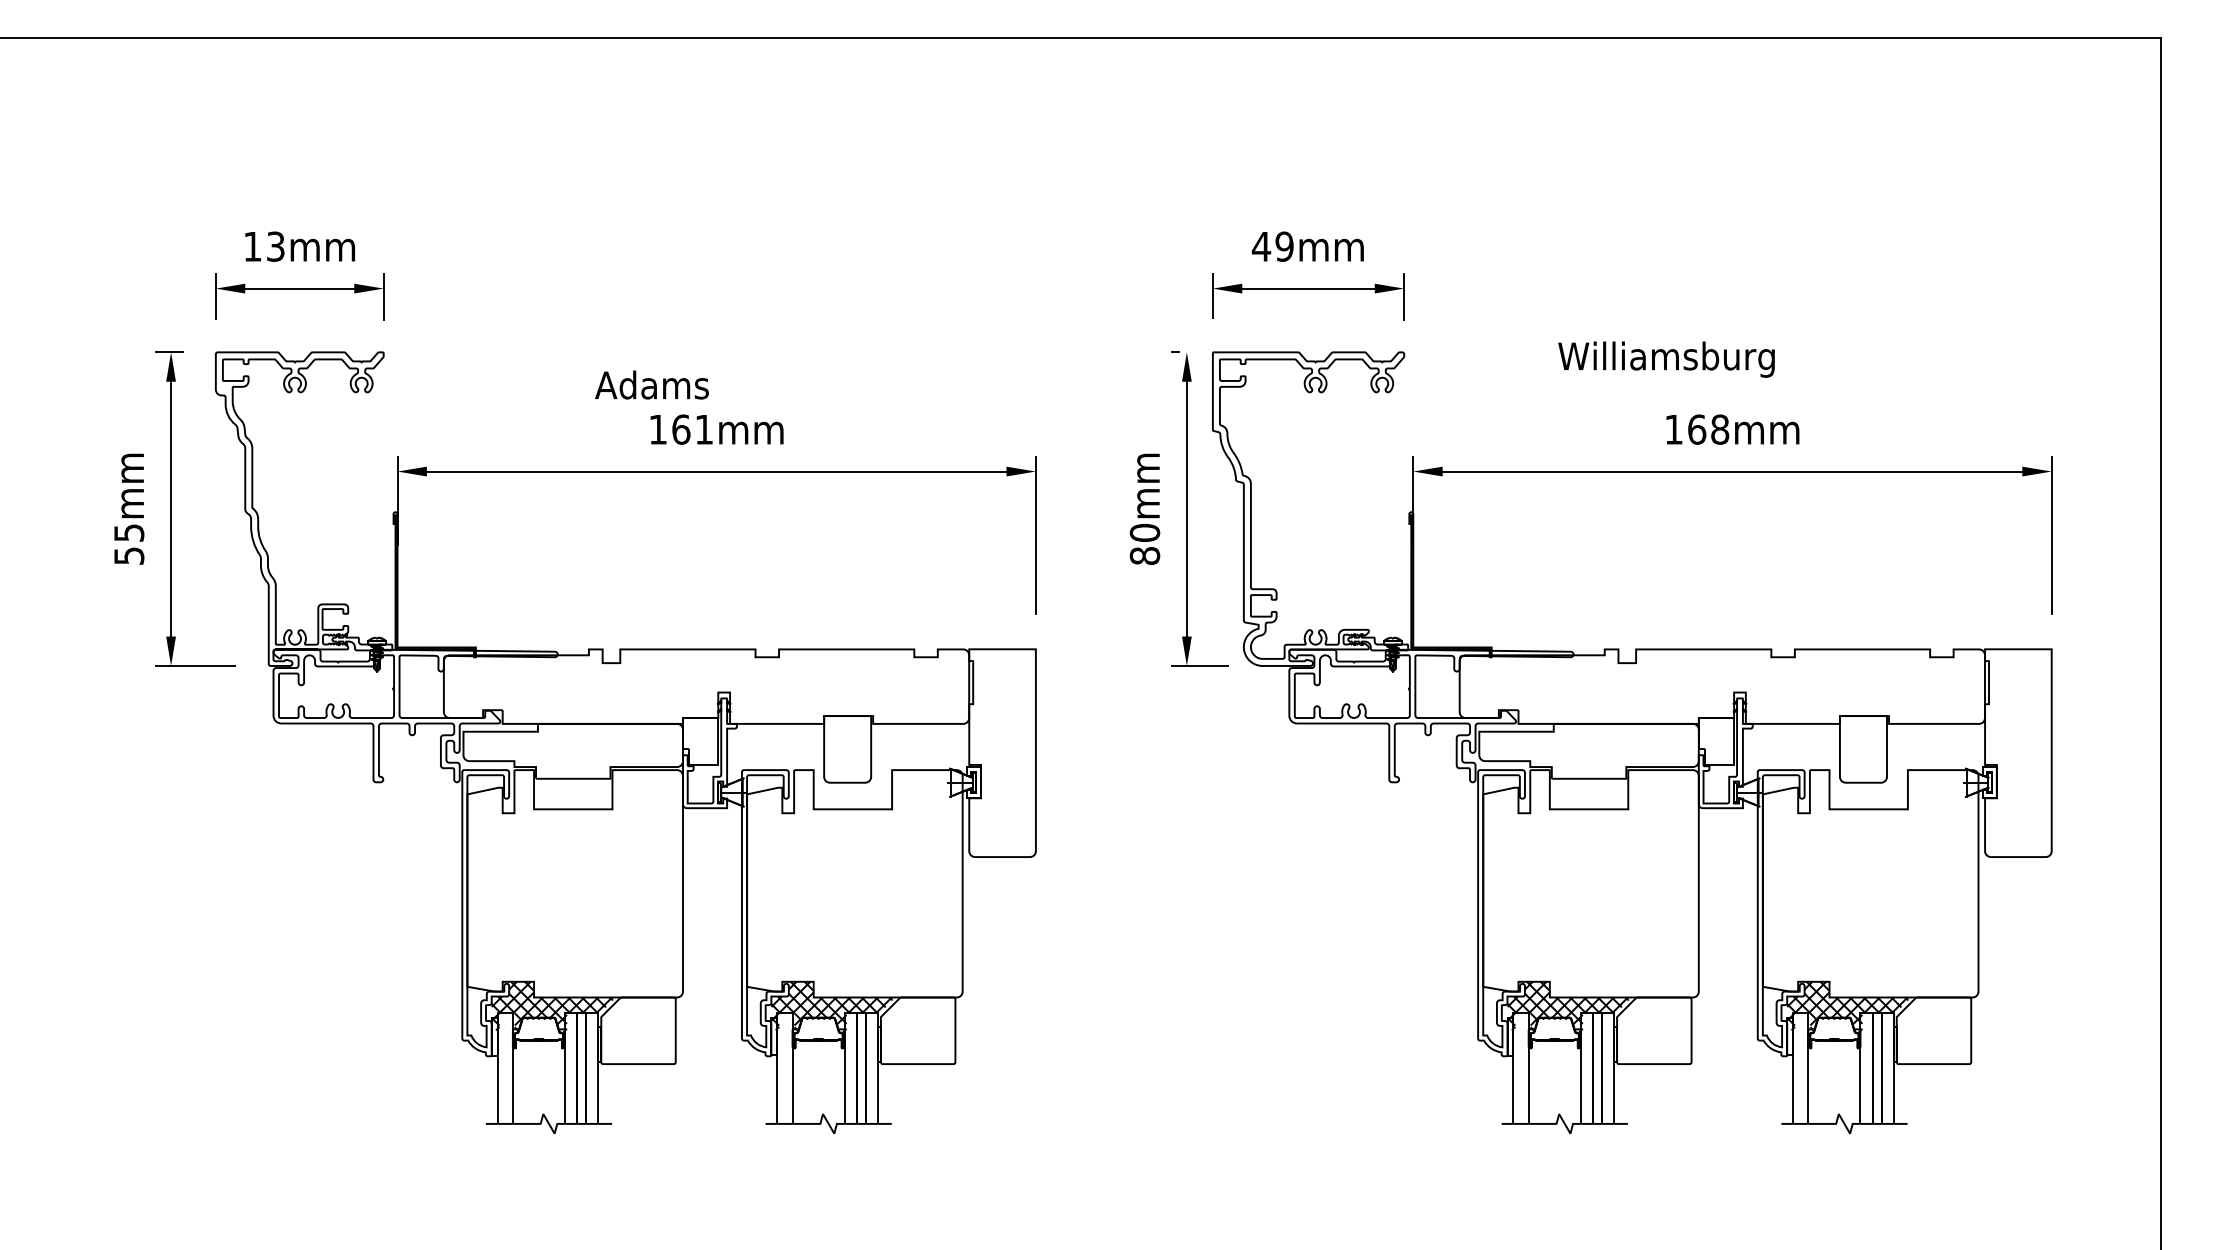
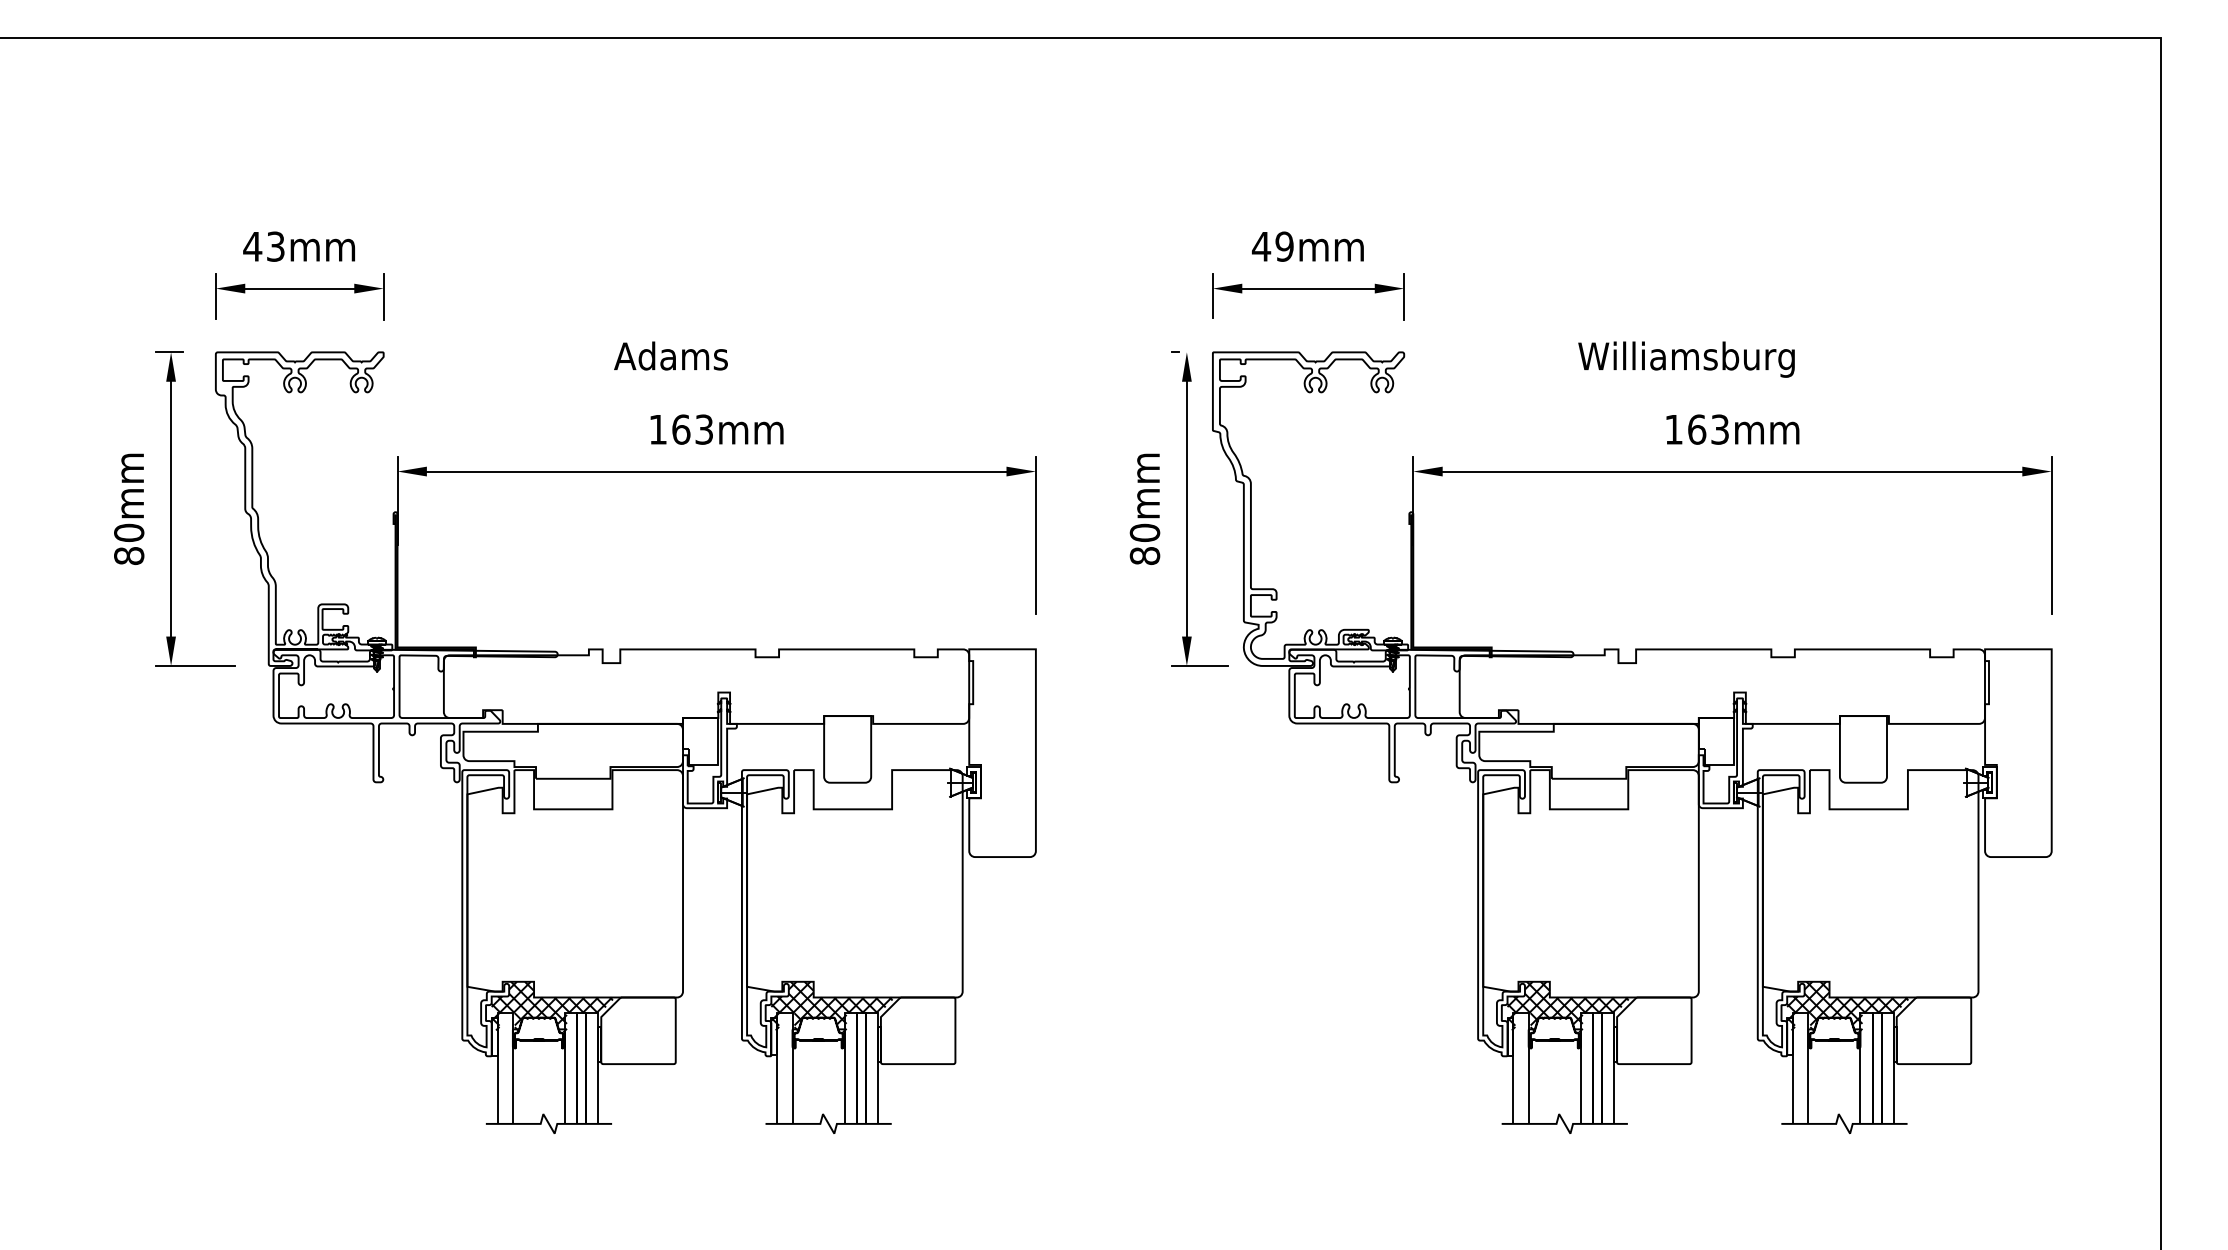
text: 13mm -> 43mm (252, 246)
text position: (1666, 359) -> (1686, 359) (1686, 359)
text position: (651, 384) -> (670, 355) (670, 355)
text: 161mm -> 163mm (703, 429)
text: 168mm -> 163mm (1720, 429)
text: 55mm -> 80mm (129, 544)
